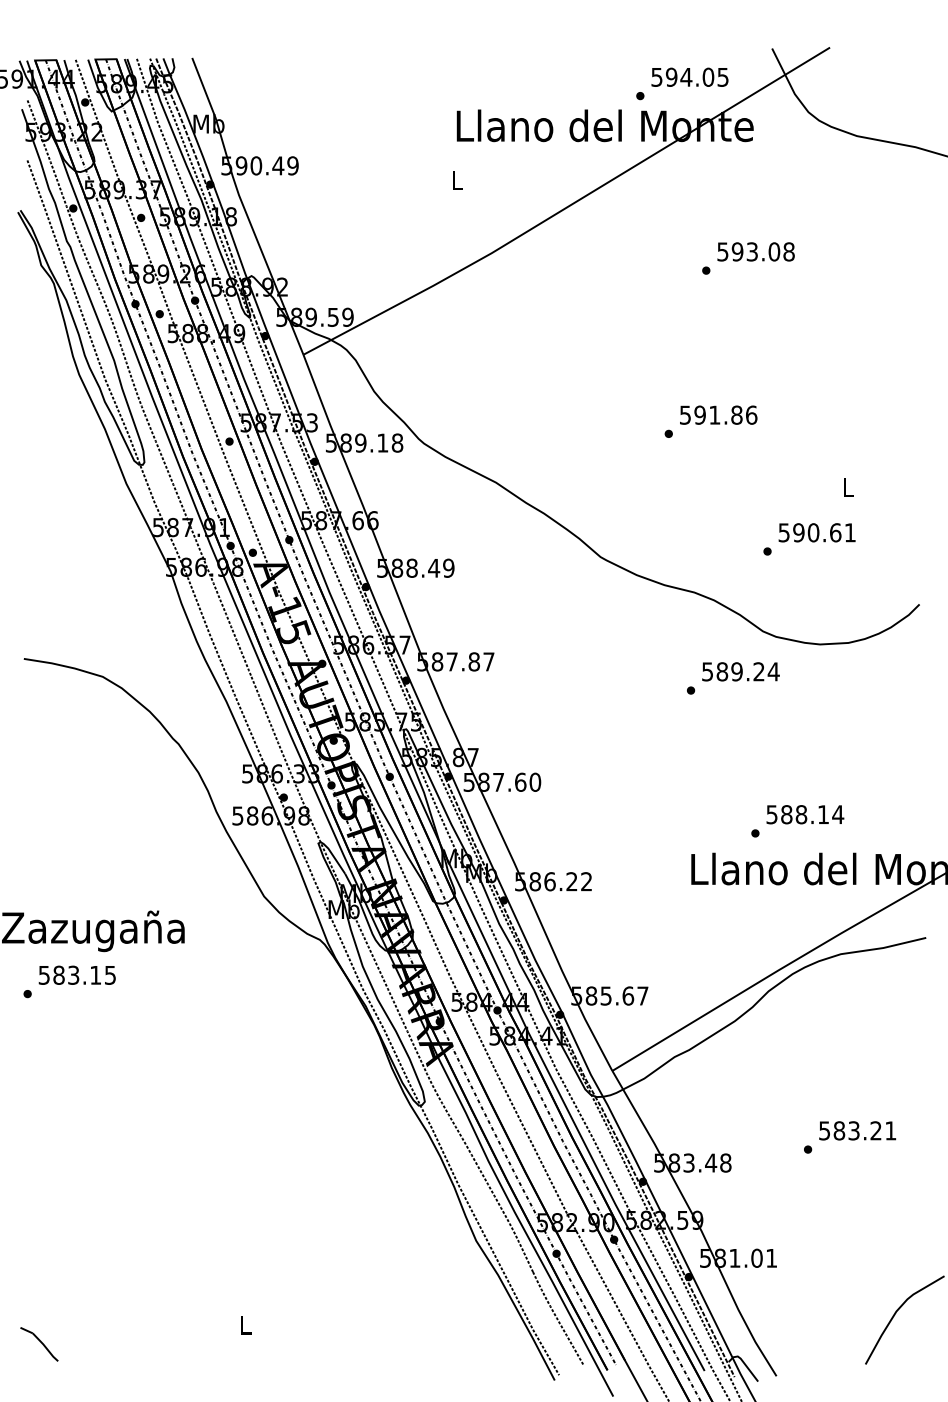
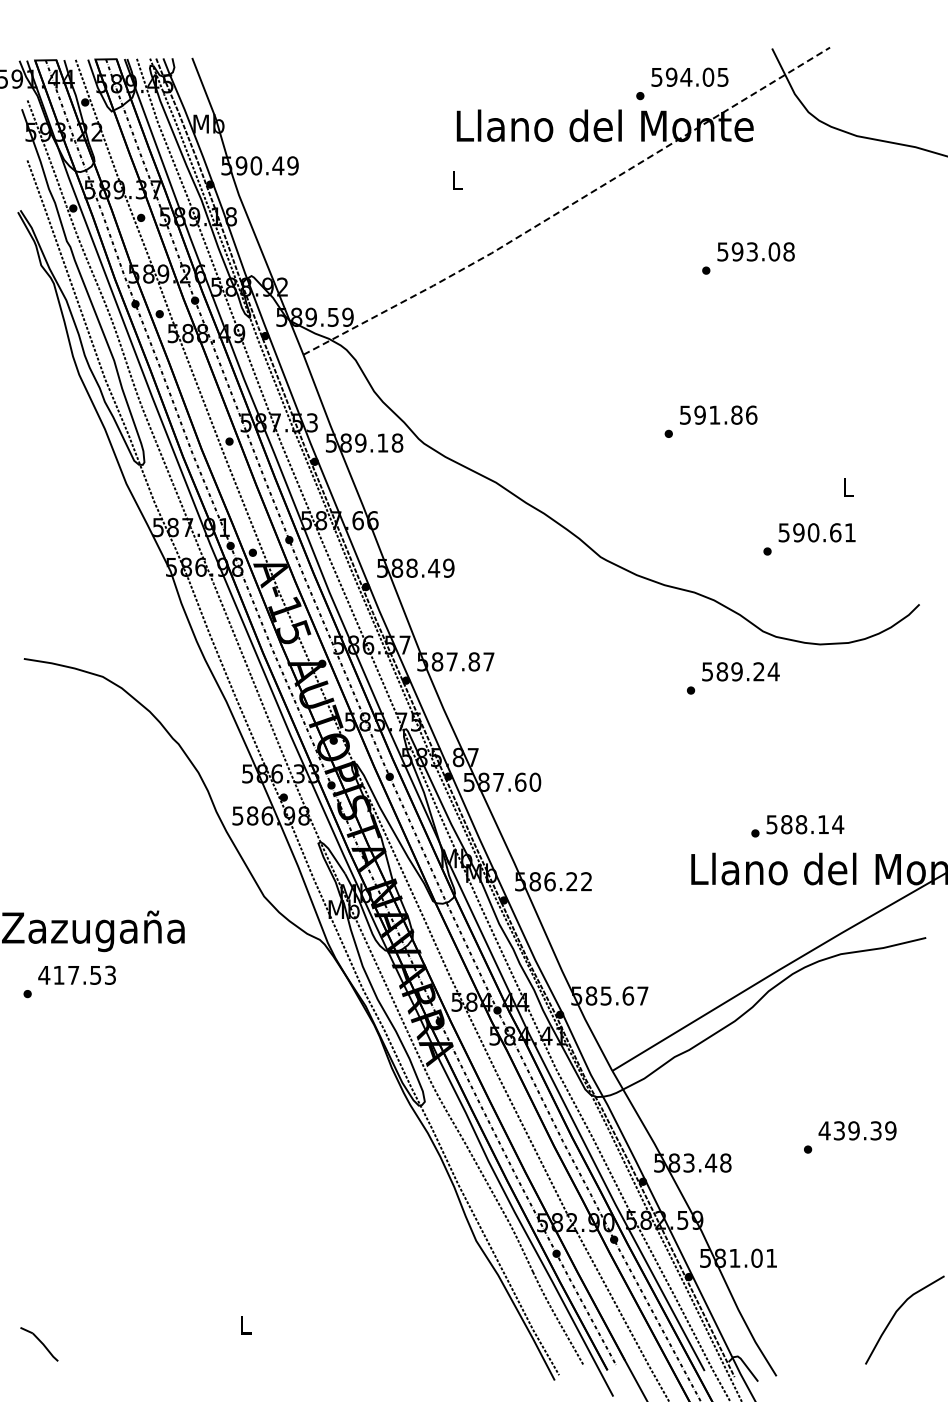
line: solid -> dashed (568, 206)
text position: (805, 814) -> (805, 824) (805, 824)
text: 583.15 -> 417.53 (76, 974)
text: 583.21 -> 439.39 (857, 1130)
